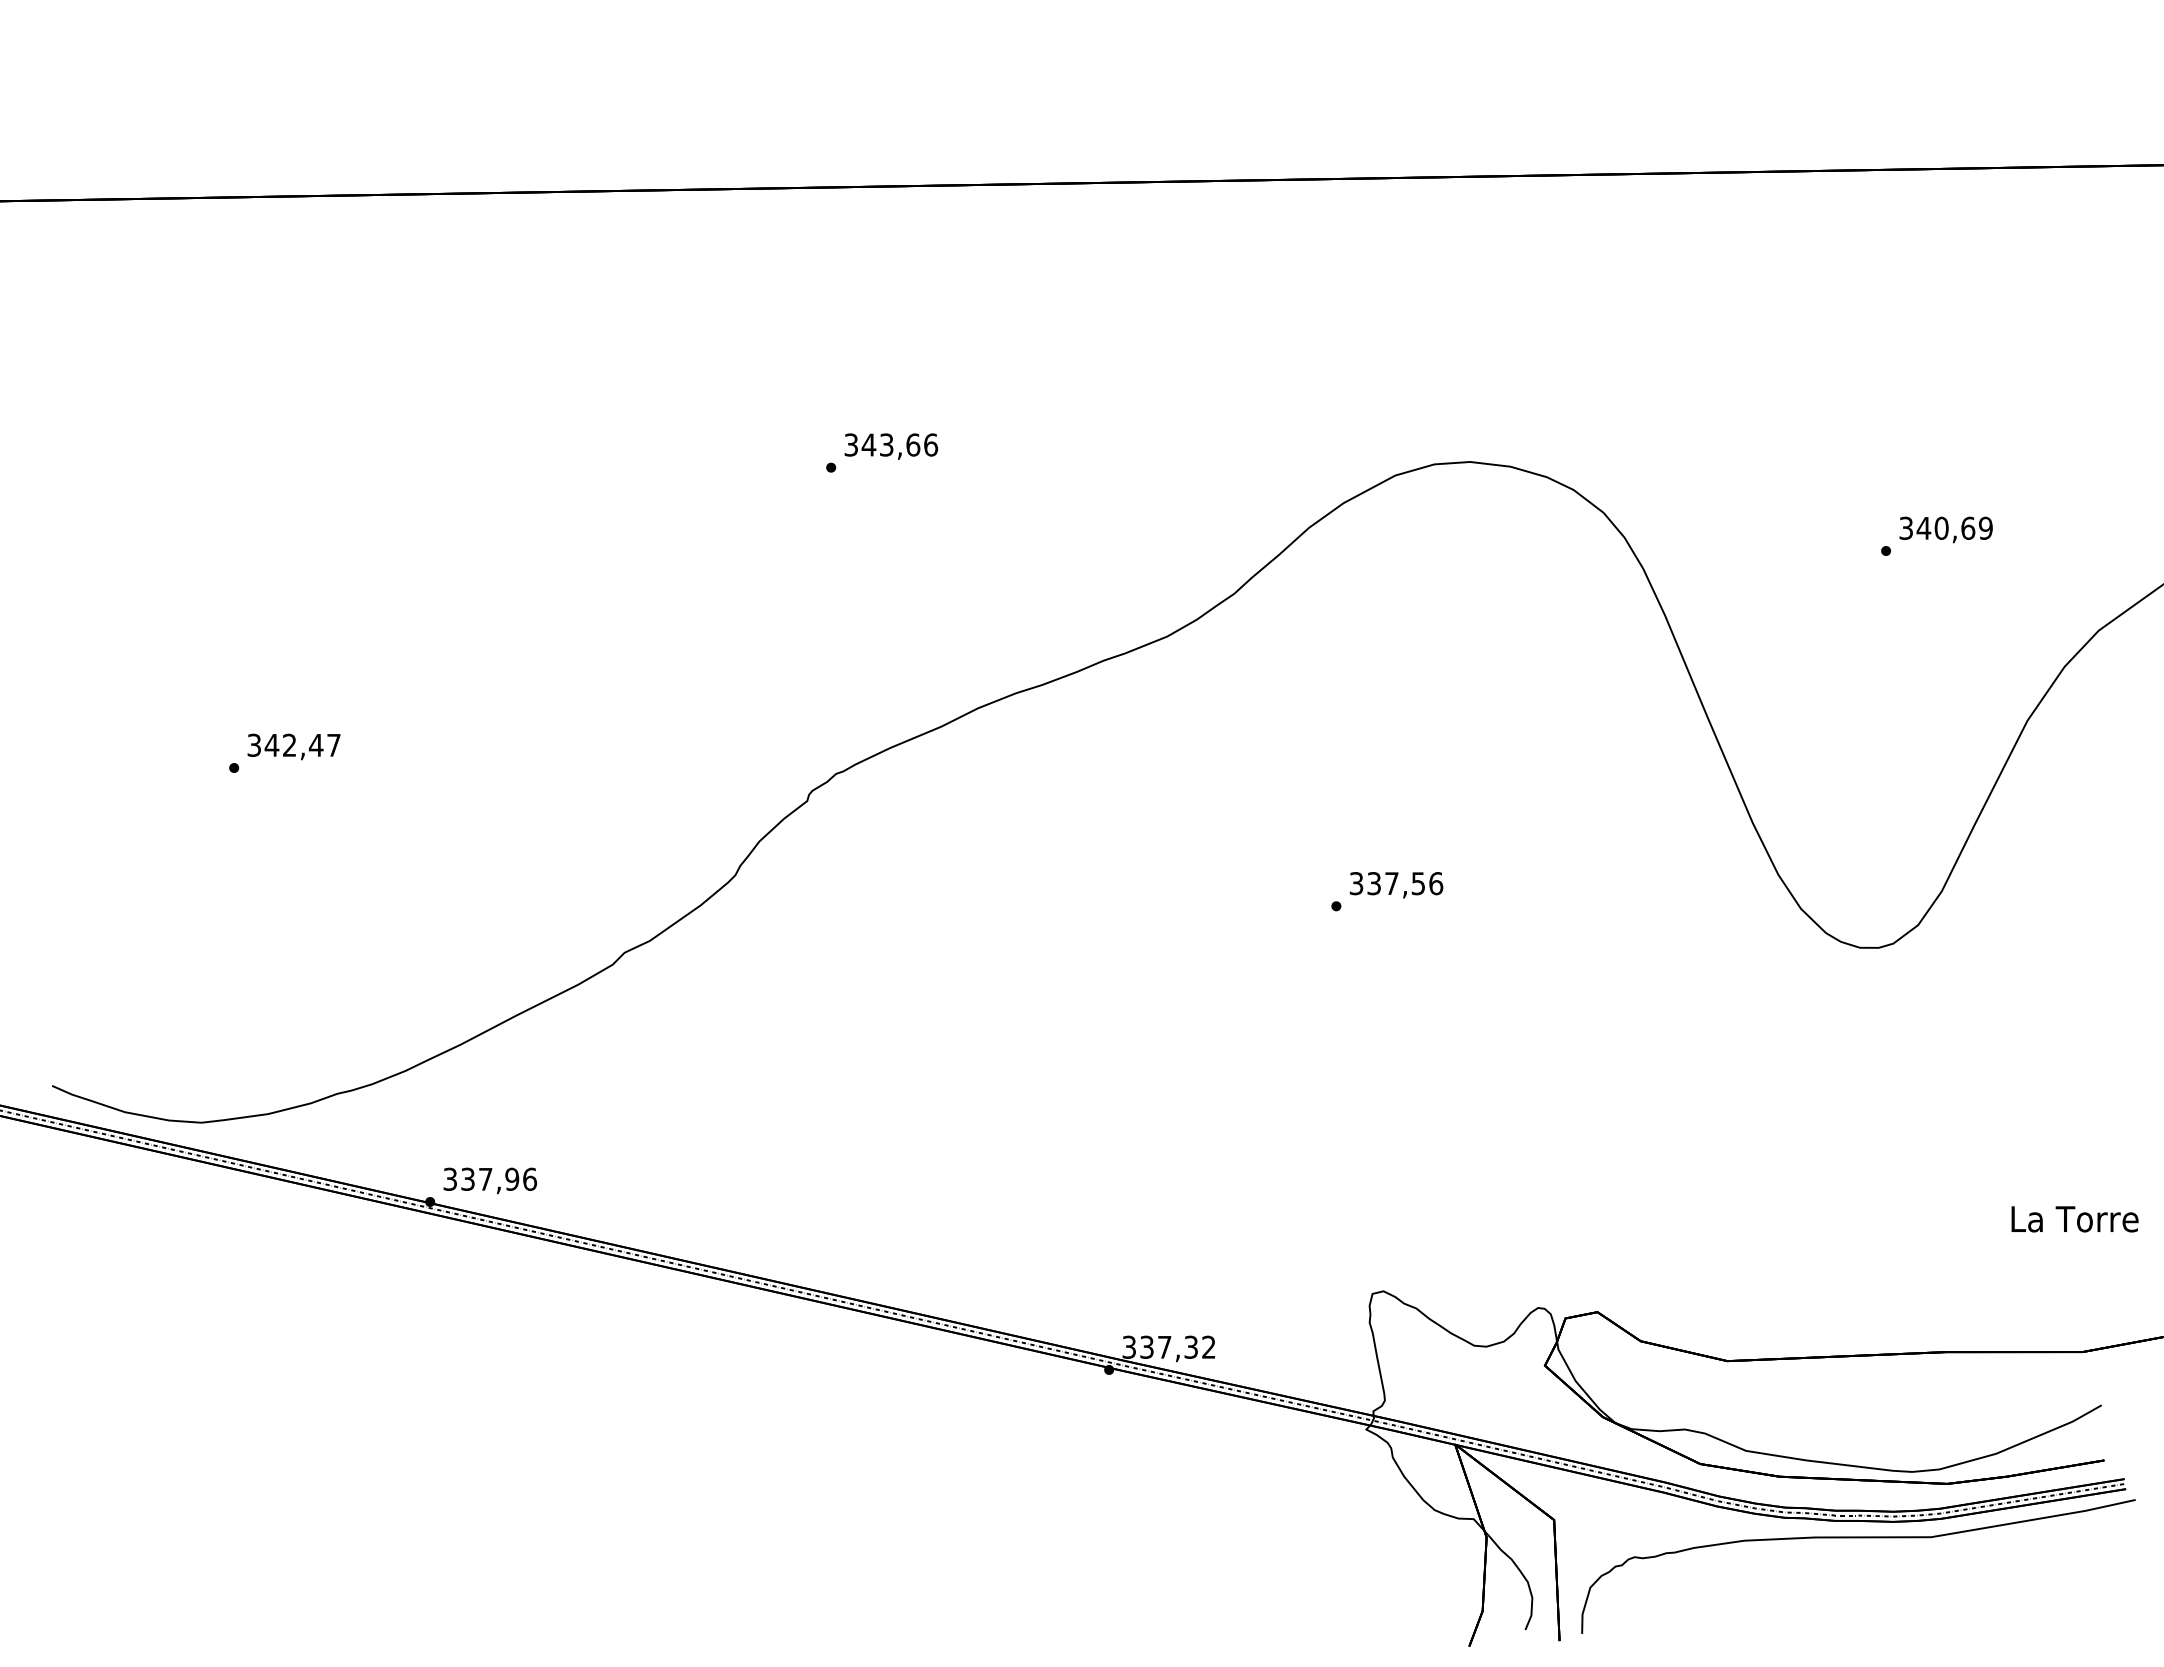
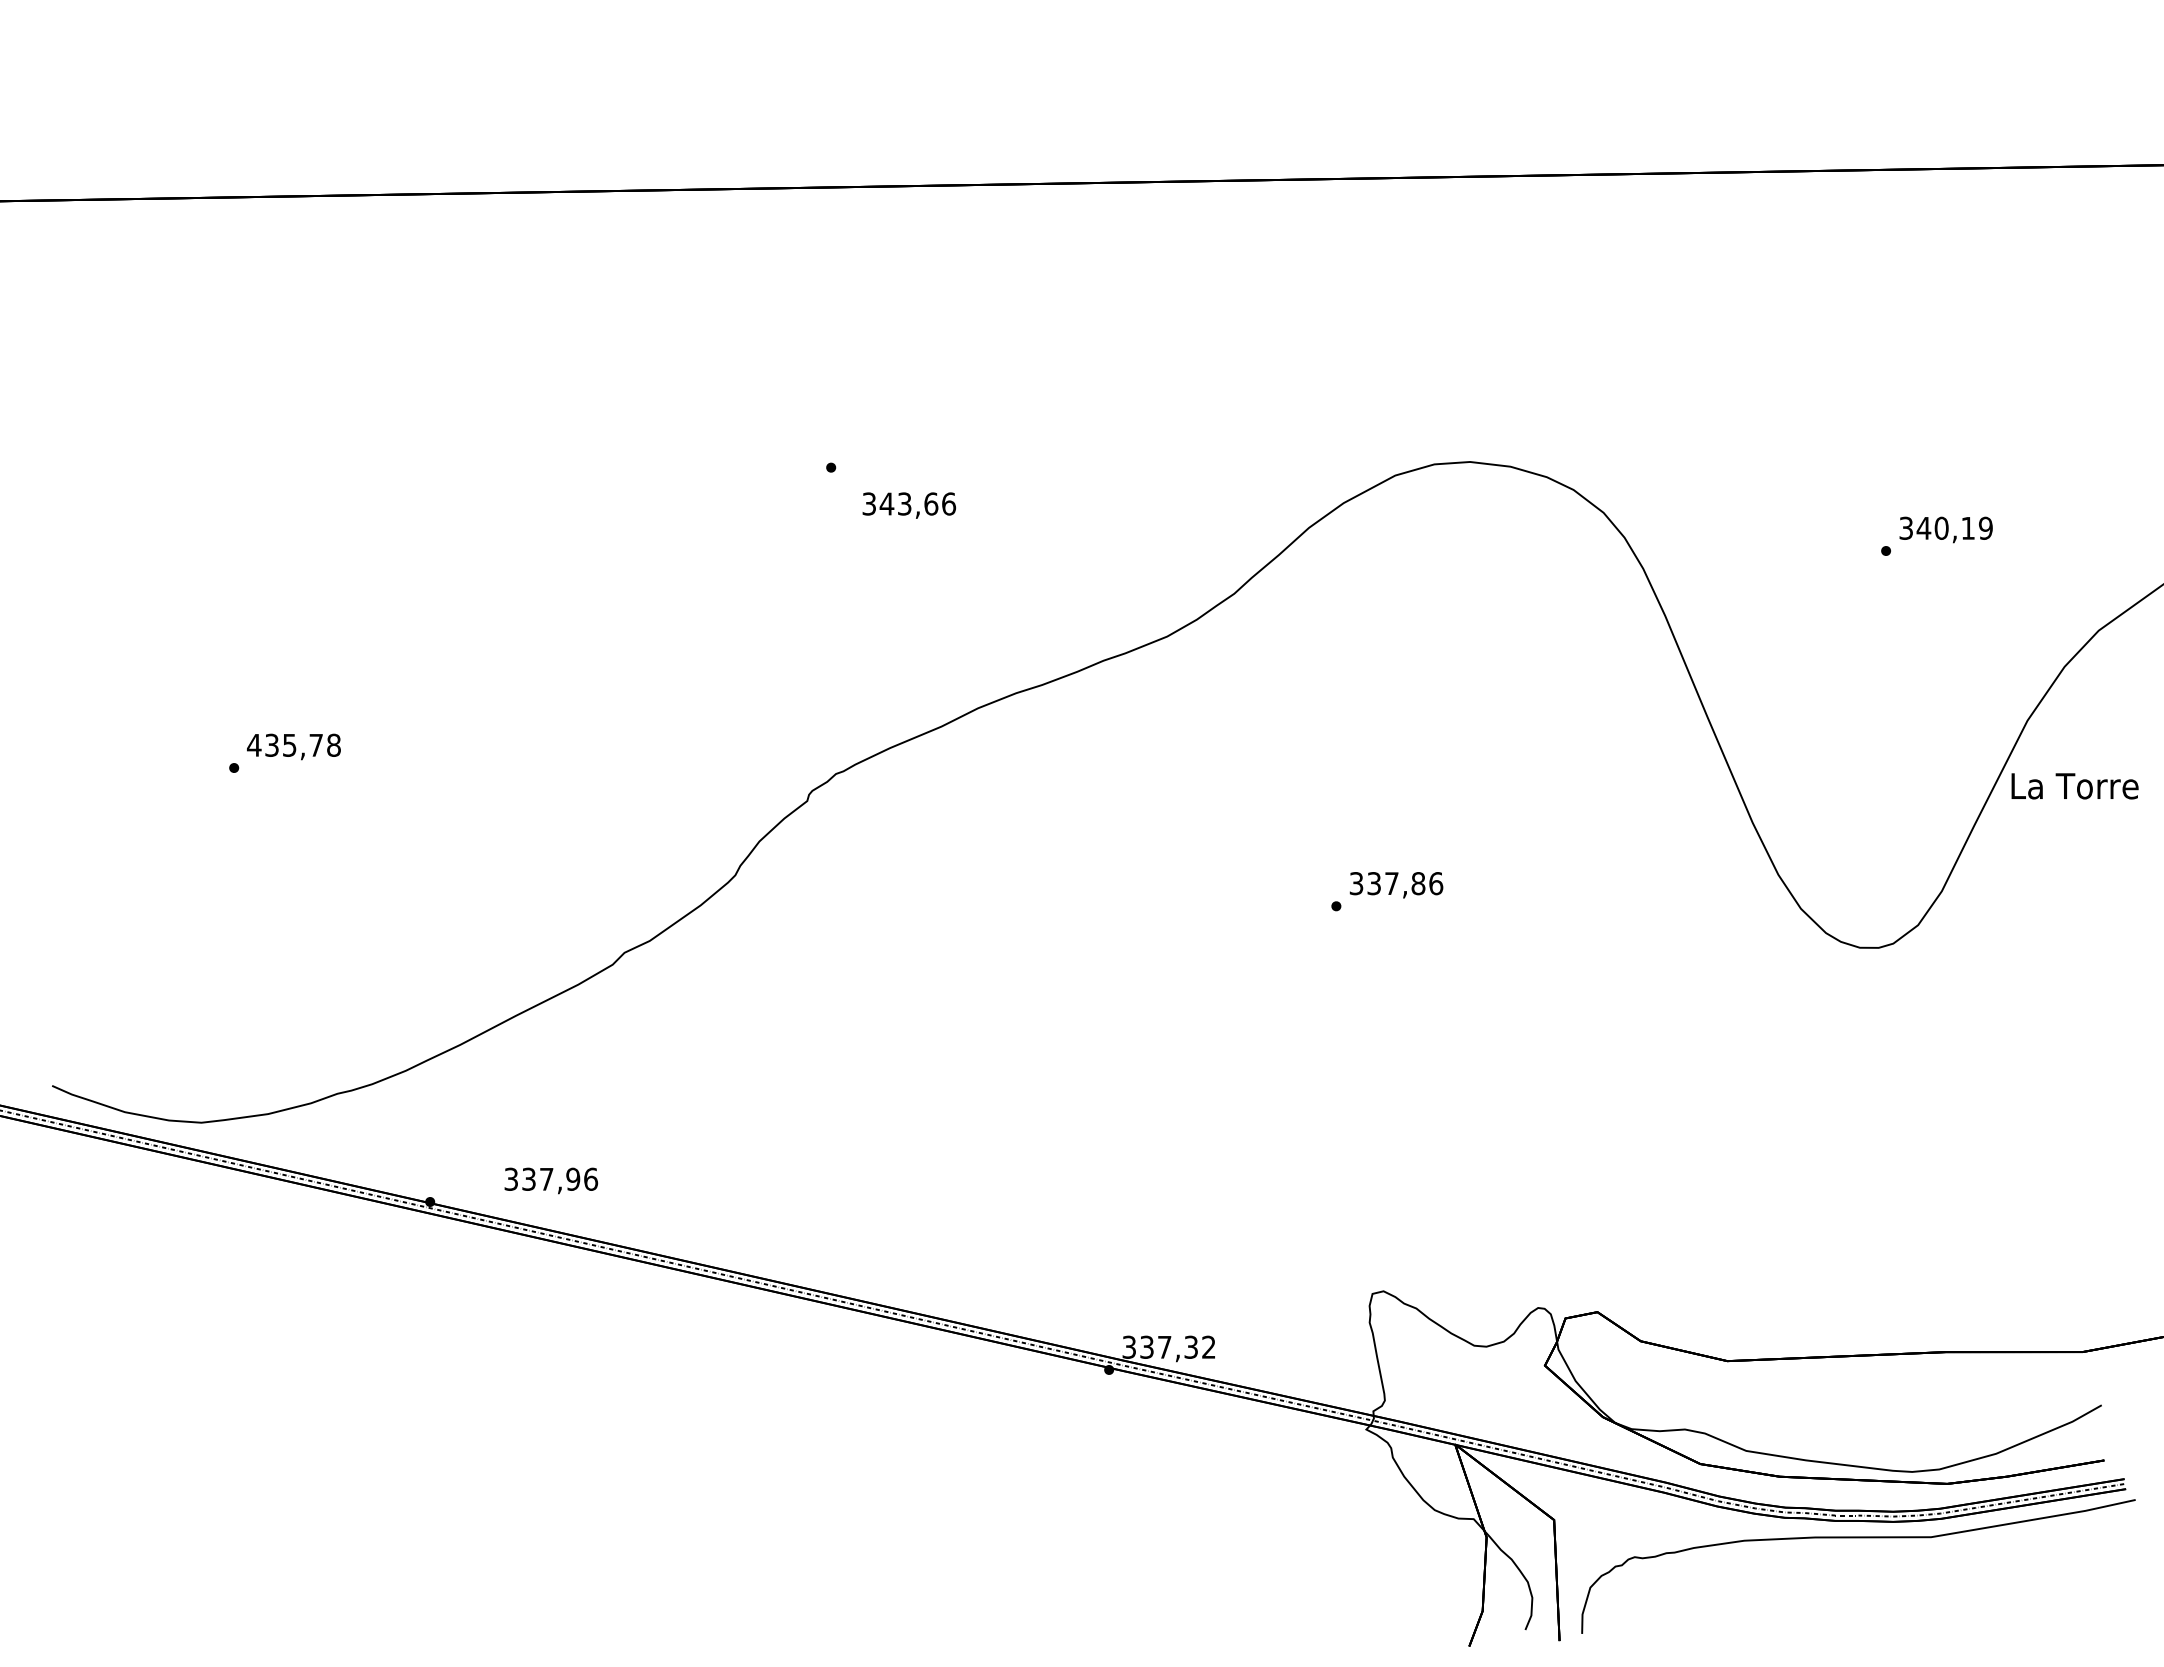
text position: (890, 446) -> (908, 505) (908, 505)
text: 340,69 -> 340,19 (1968, 527)
text: 342,47 -> 435,78 (293, 744)
text: 337,56 -> 337,86 (1418, 883)
text position: (490, 1180) -> (551, 1180) (551, 1180)
text position: (2074, 1219) -> (2074, 786) (2074, 786)
